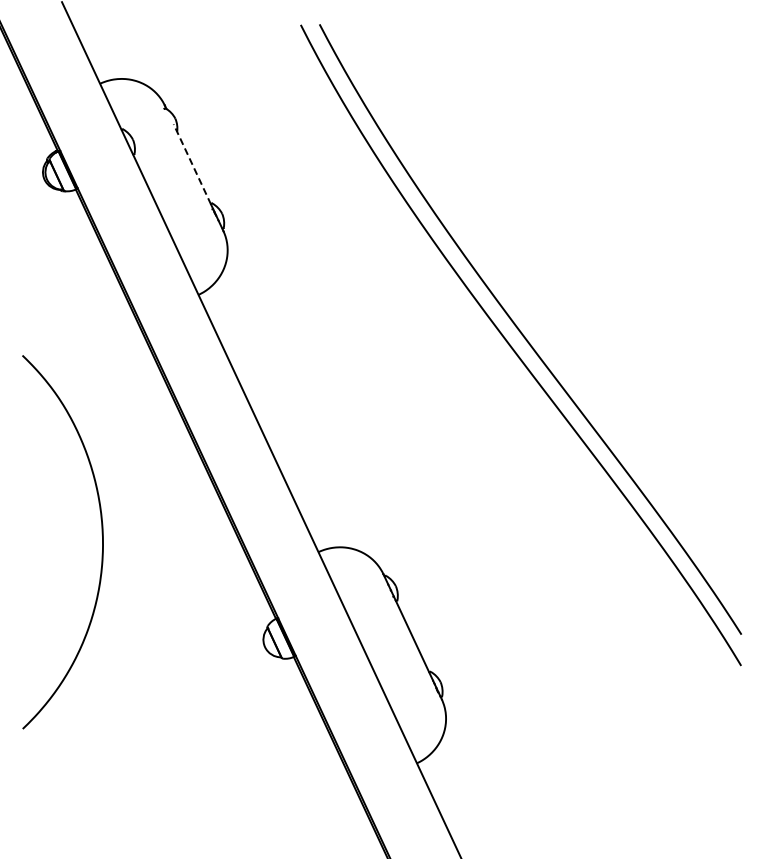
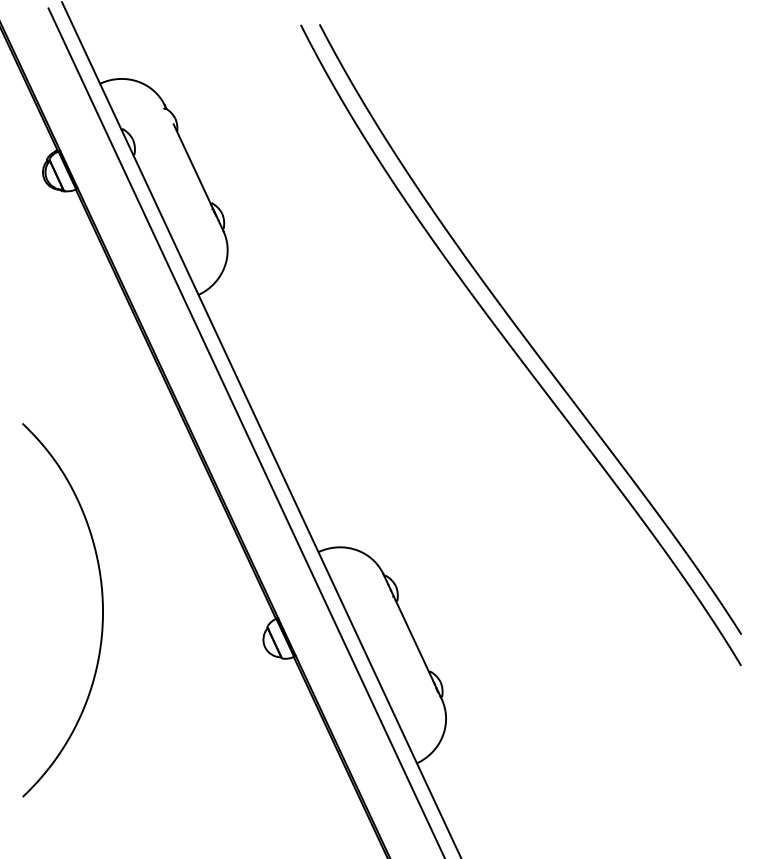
line: dashed -> solid (192, 164)
line: none -> present (245, 431)
curve position: (101, 534) -> (101, 602) (101, 602)
